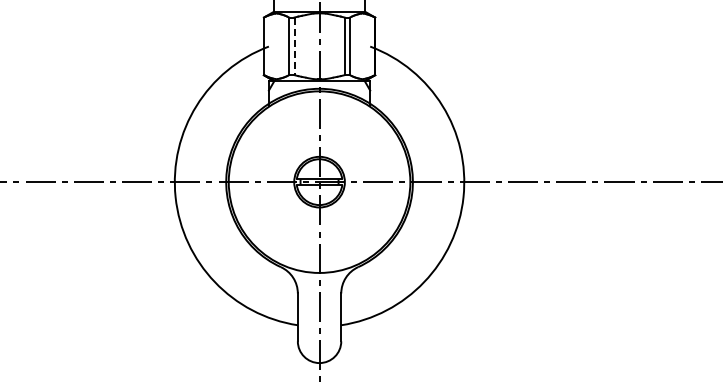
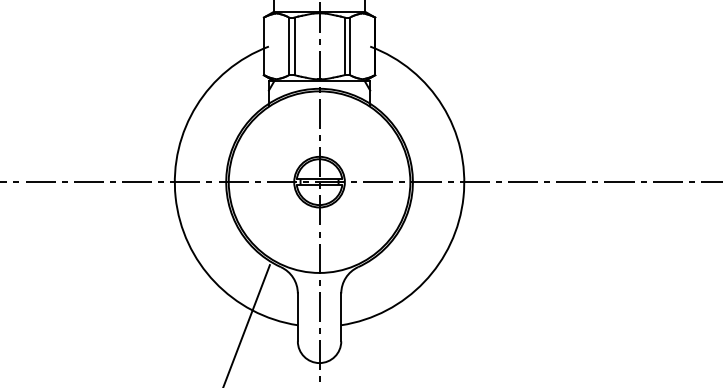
line: dashed -> solid (294, 46)
line: none -> present (246, 324)
